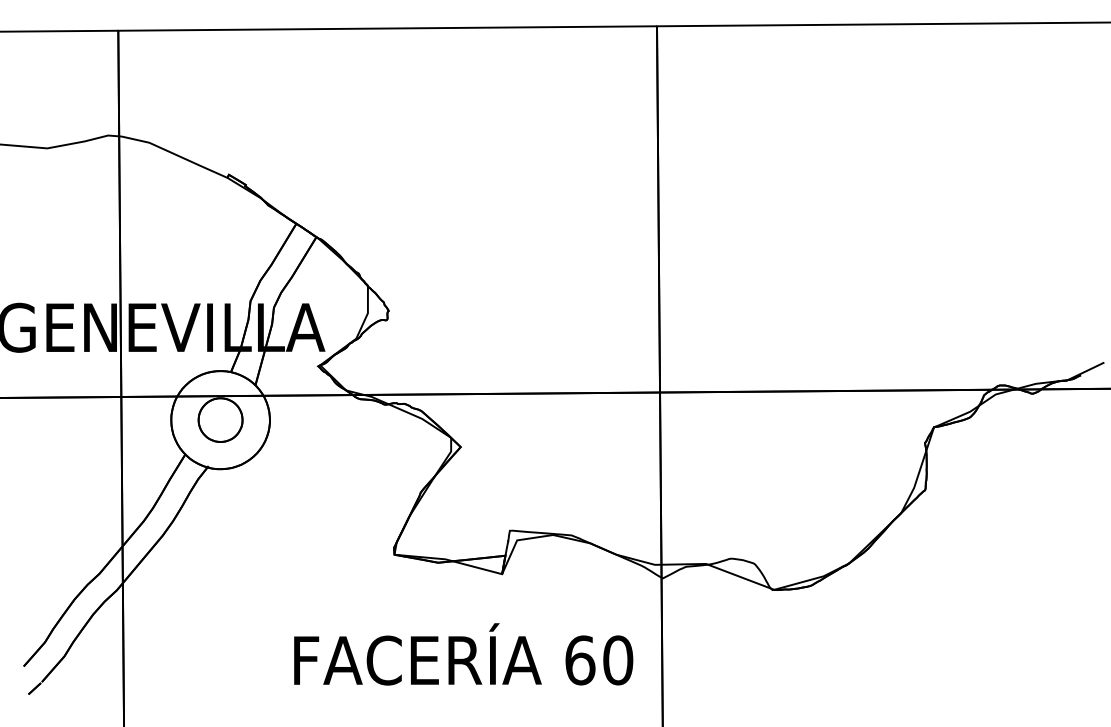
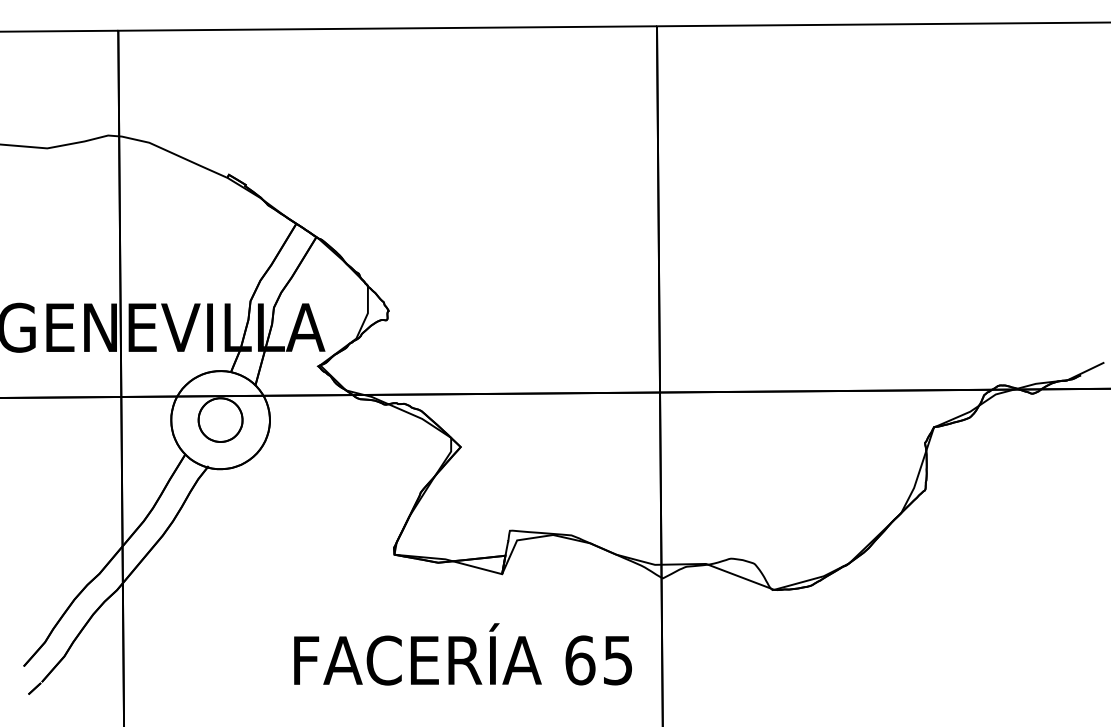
text: 60 -> 65 (618, 660)
